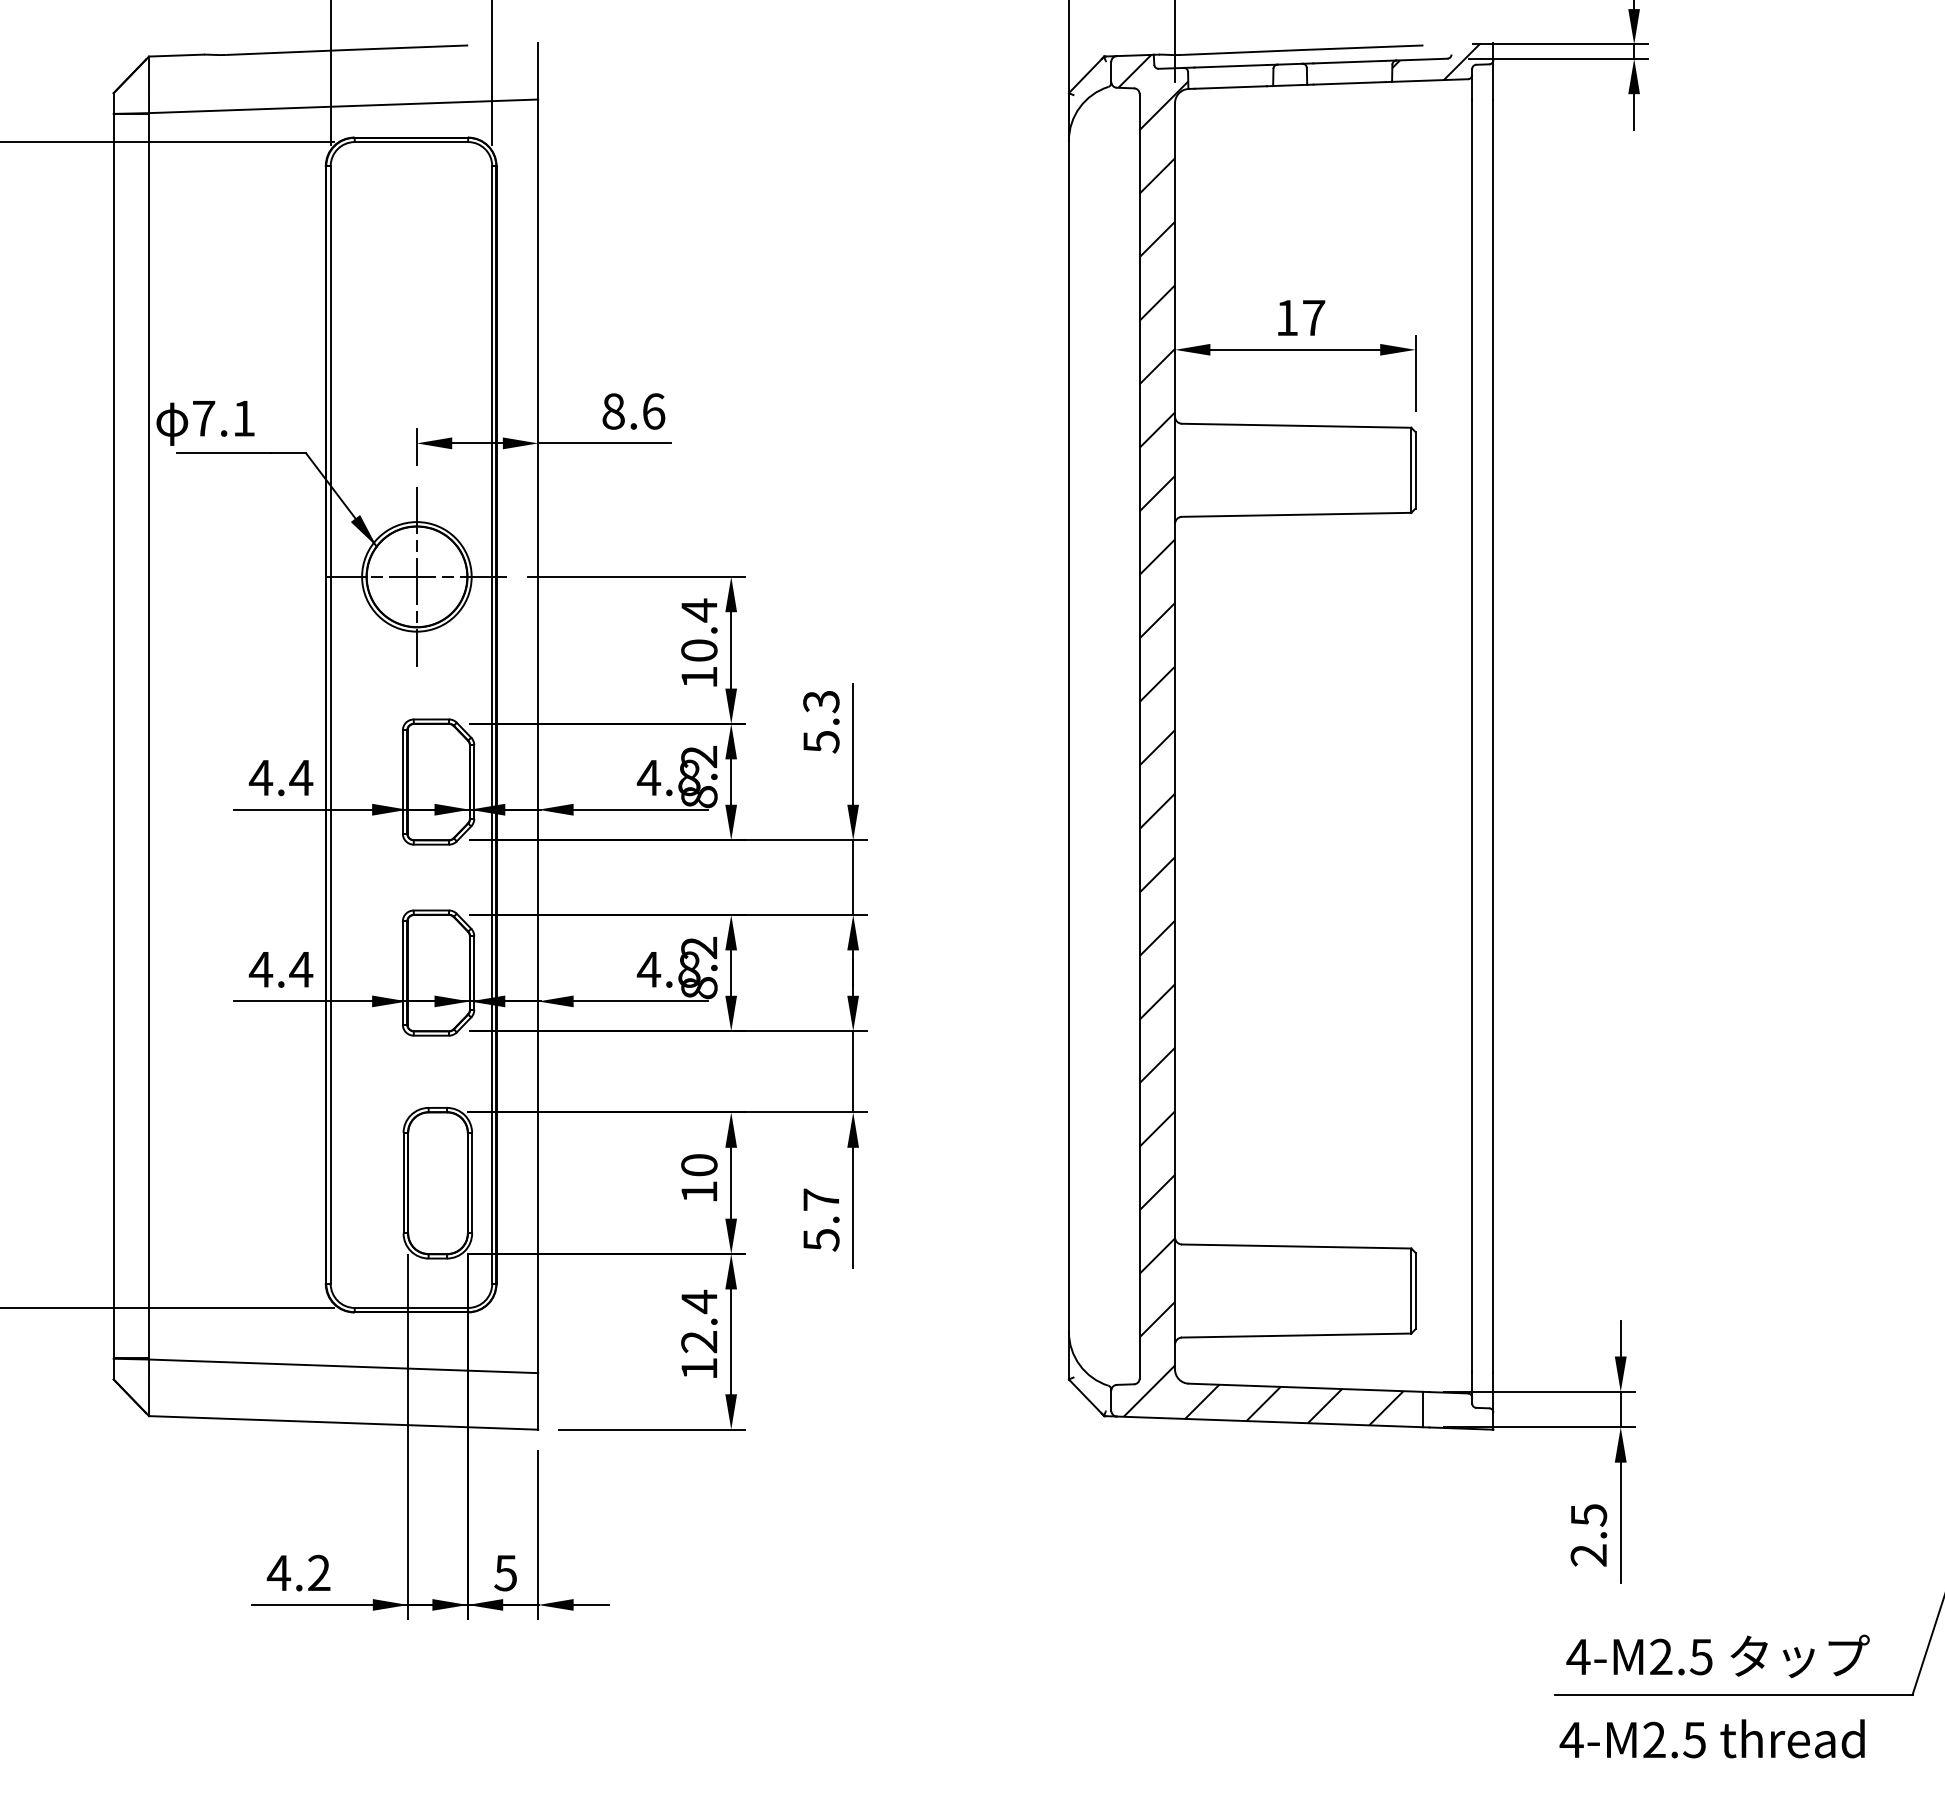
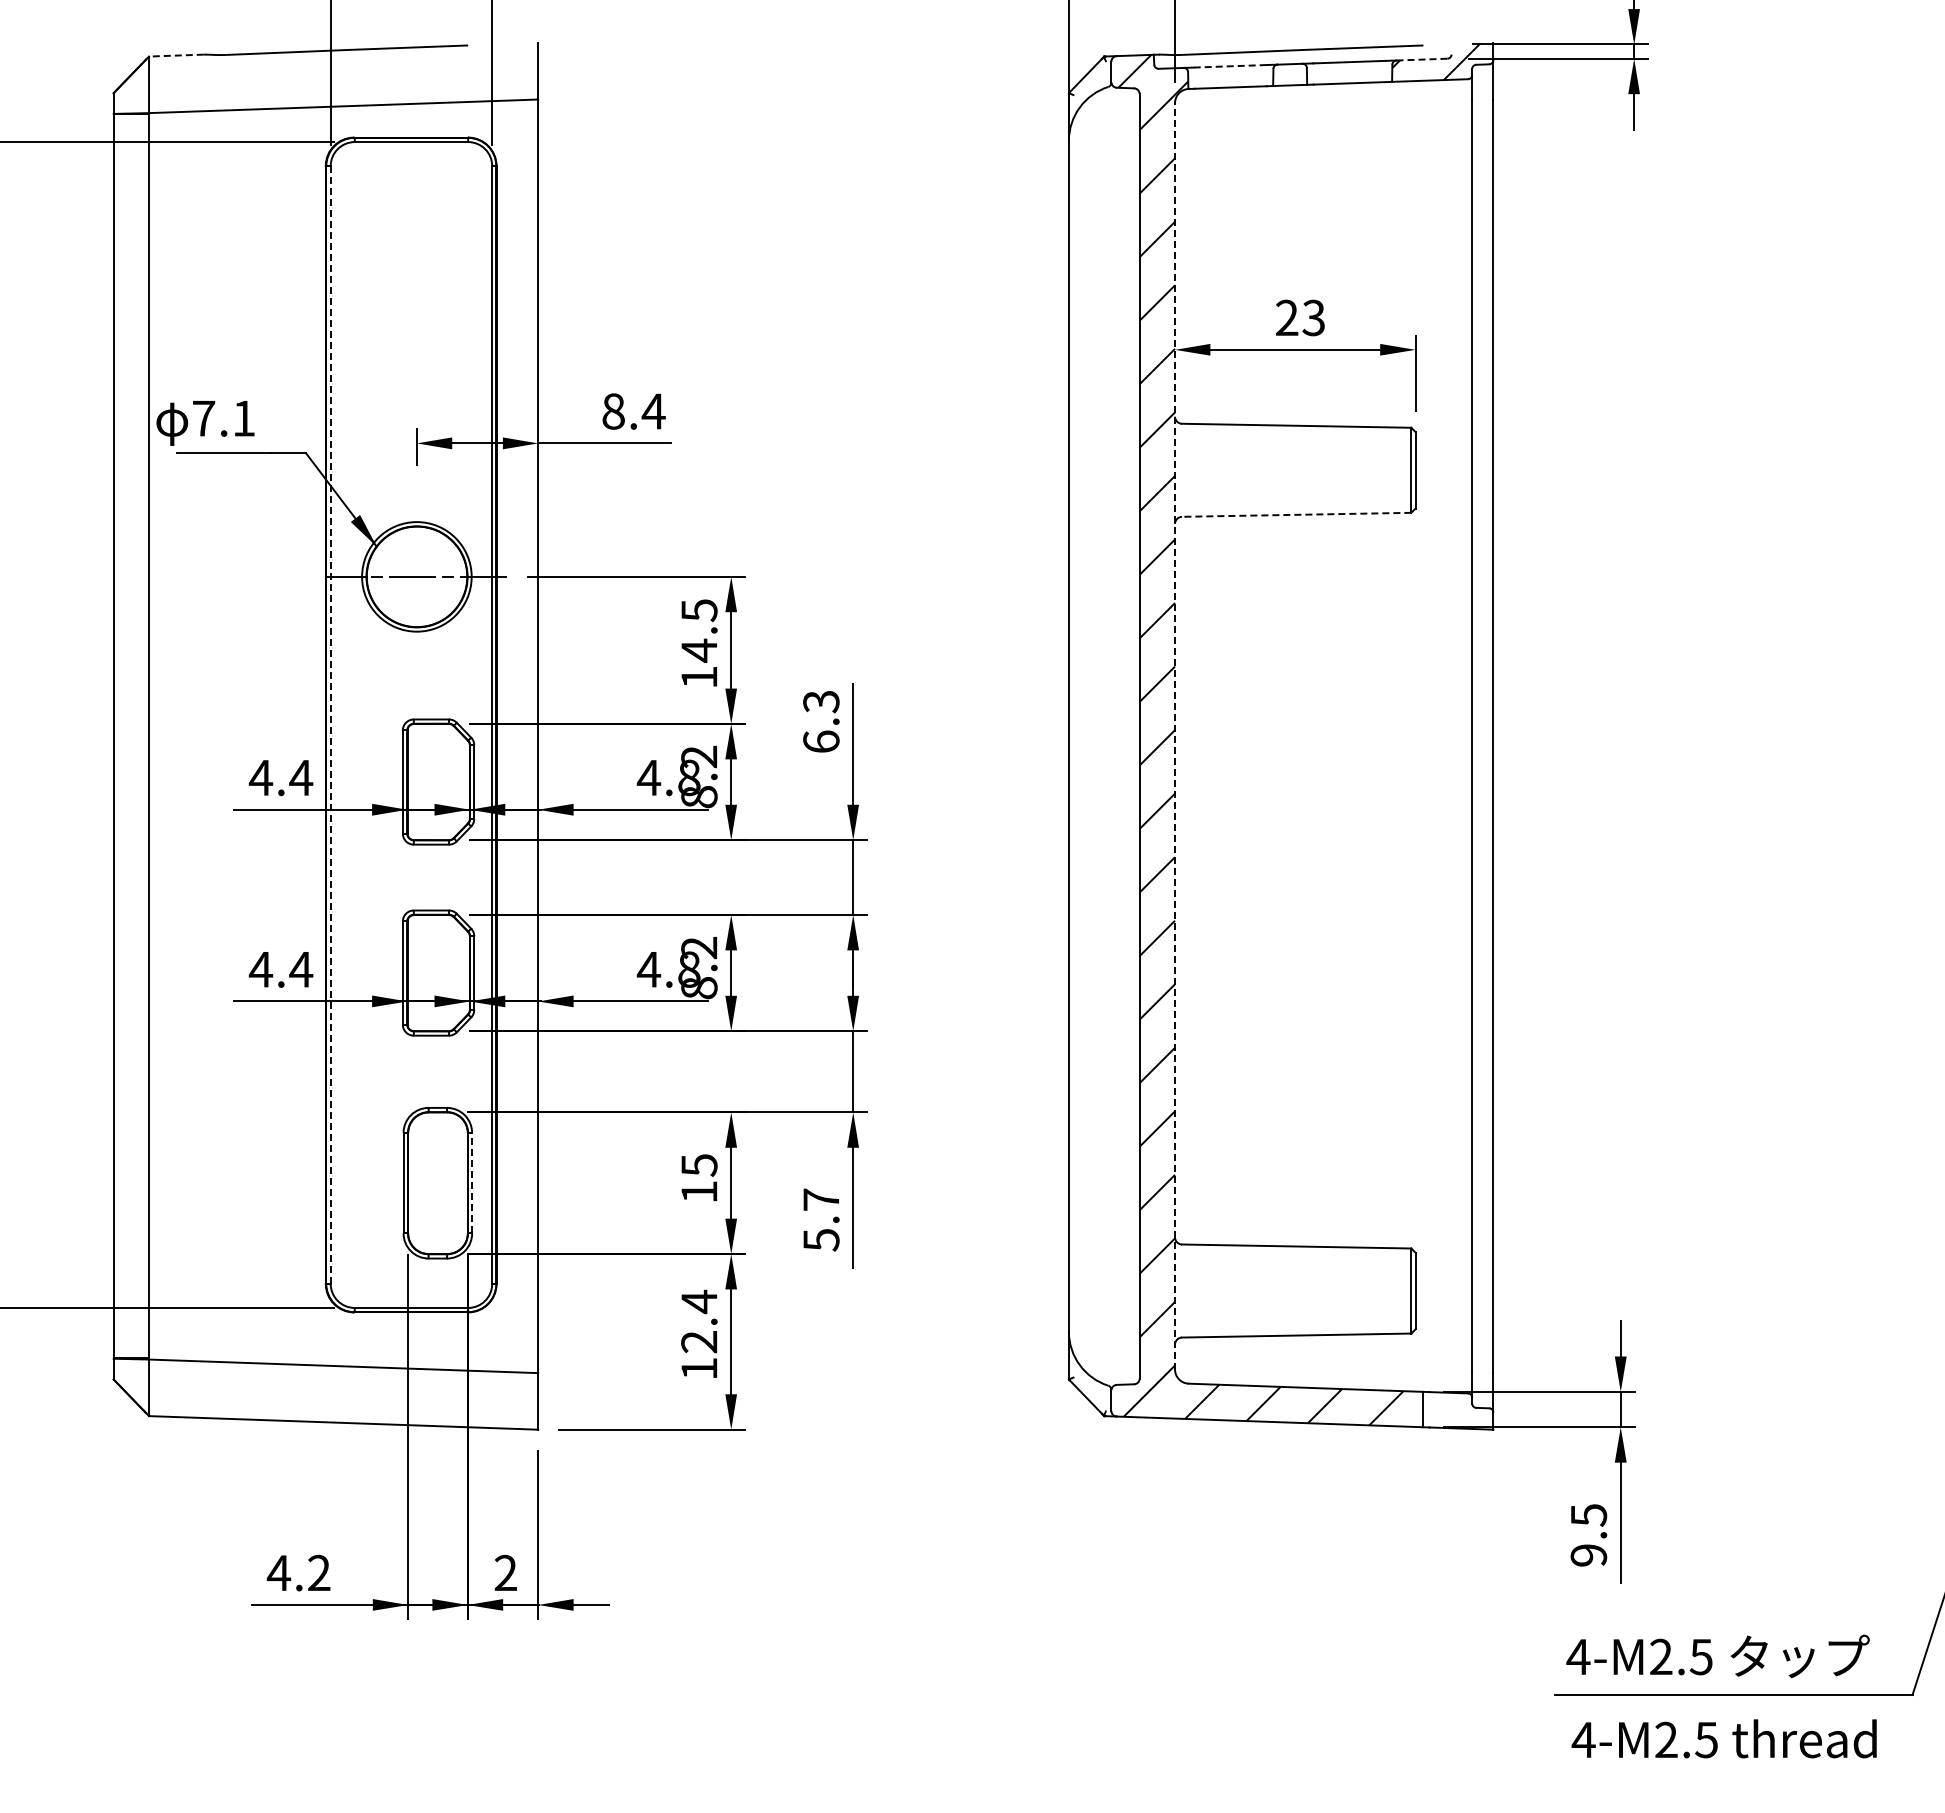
line: solid -> dashed (175, 55)
line: solid -> dashed (1421, 59)
line: solid -> dashed (1230, 66)
text: 17 -> 23 (1300, 317)
text: 8.6 -> 8.4 (653, 411)
line: solid -> dashed (1296, 514)
line: present -> none (416, 576)
text: 10.4 -> 14.5 (699, 630)
line: solid -> dashed (330, 725)
line: solid -> dashed (1175, 735)
text: 5.3 -> 6.3 (821, 741)
text: 10 -> 15 (699, 1165)
line: solid -> dashed (472, 1182)
text: 2.5 -> 9.5 (1589, 1555)
text: 5 -> 2 (505, 1572)
text position: (1711, 1738) -> (1723, 1738) (1723, 1738)
